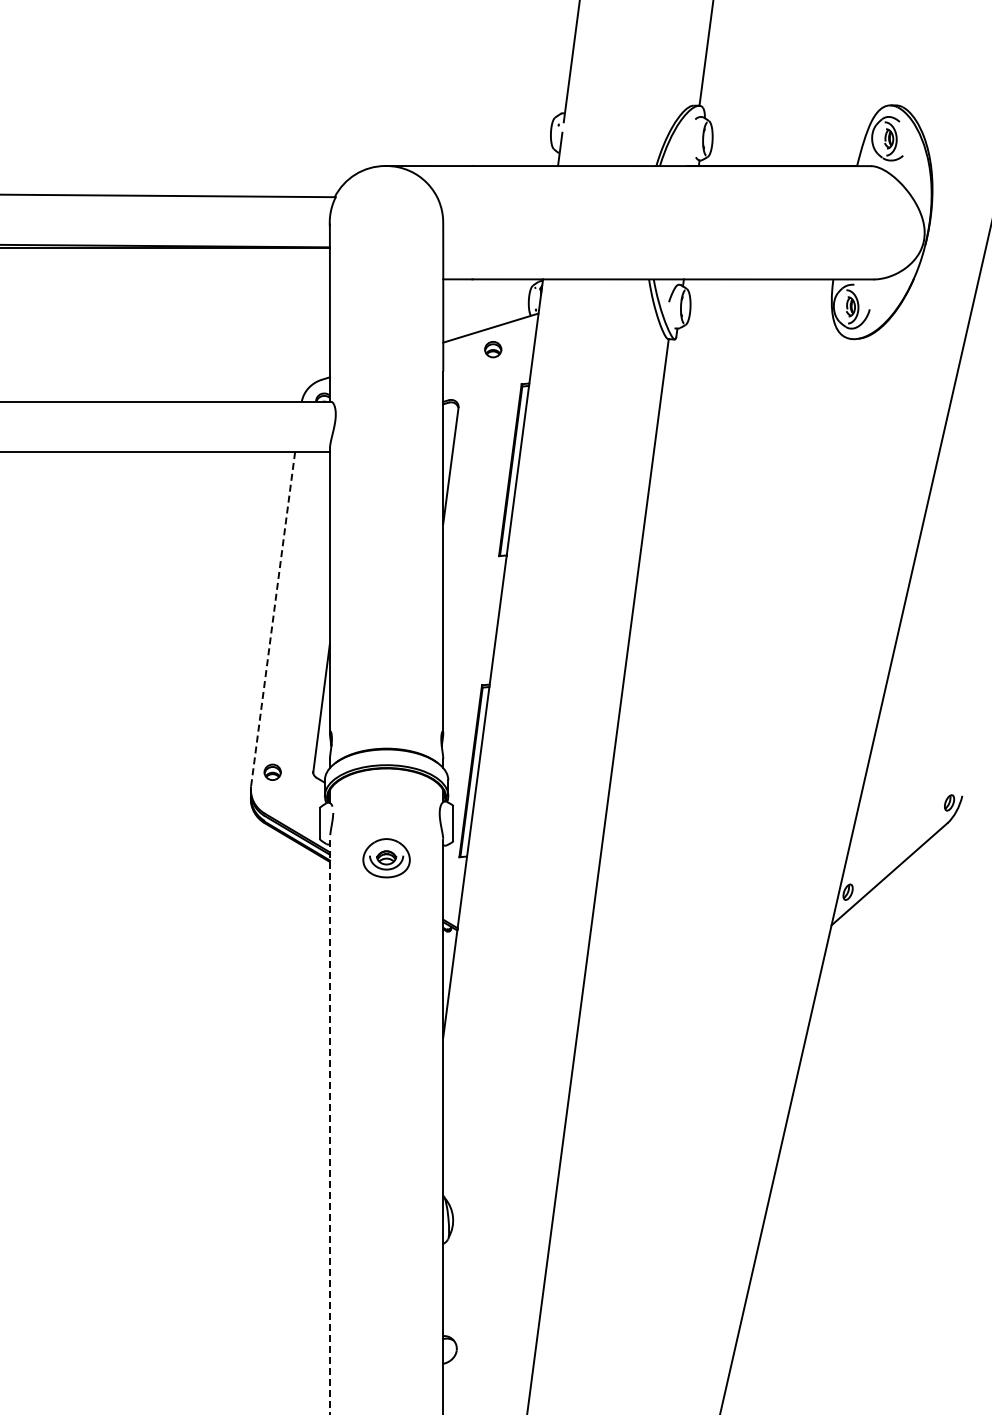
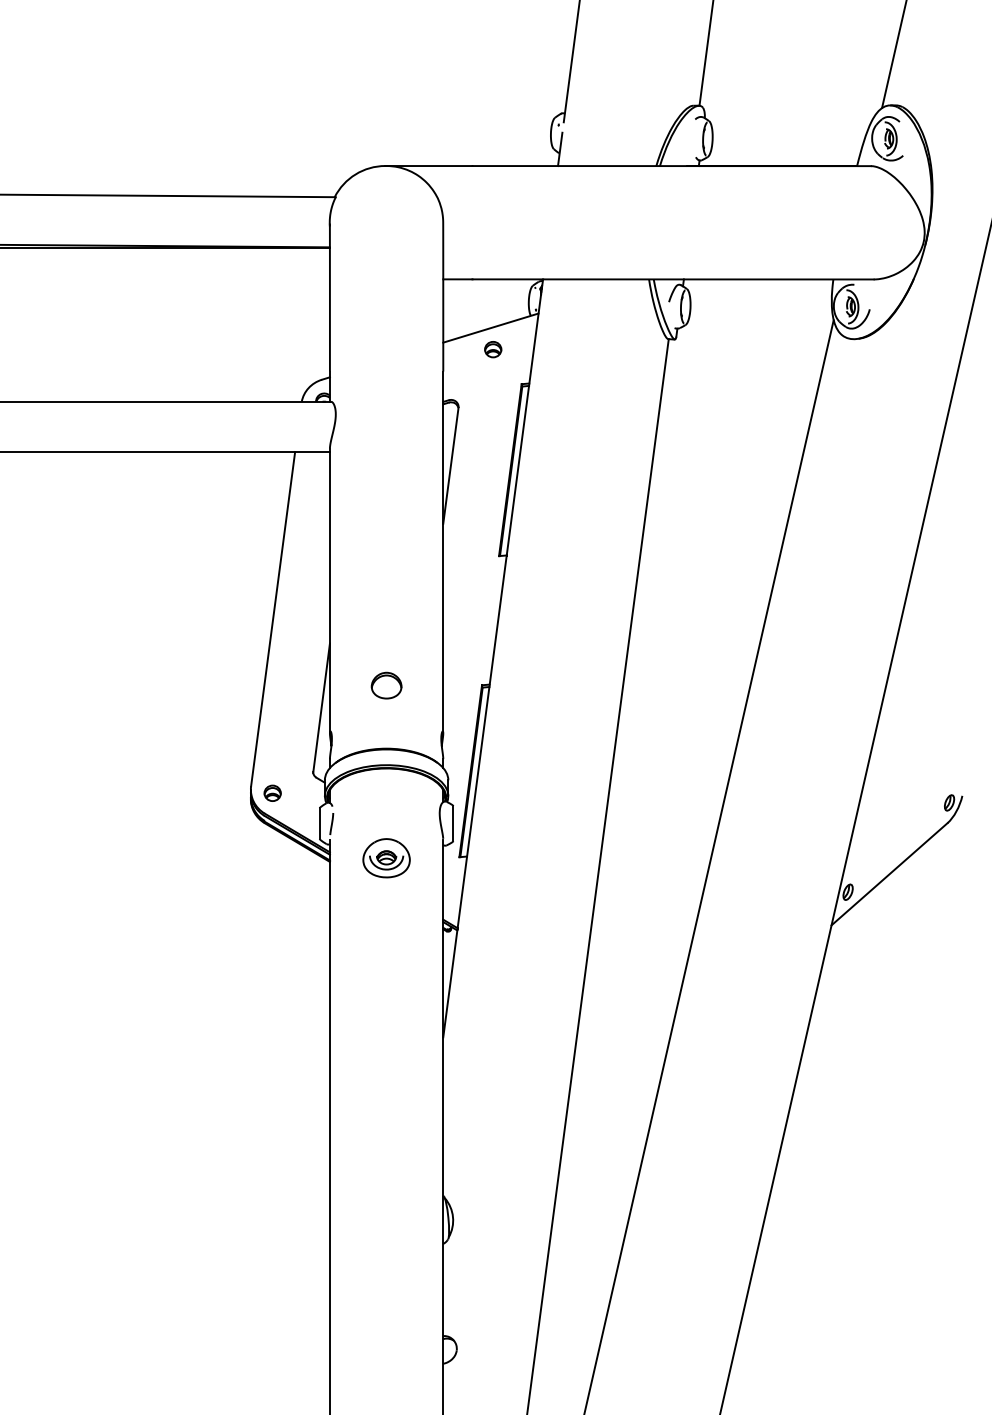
line: none -> present (894, 54)
line: dashed -> solid (273, 619)
part: none -> present (386, 685)
part position: (272, 771) -> (272, 792) (272, 792)
line: none -> present (709, 865)
line: dashed -> solid (329, 1126)
